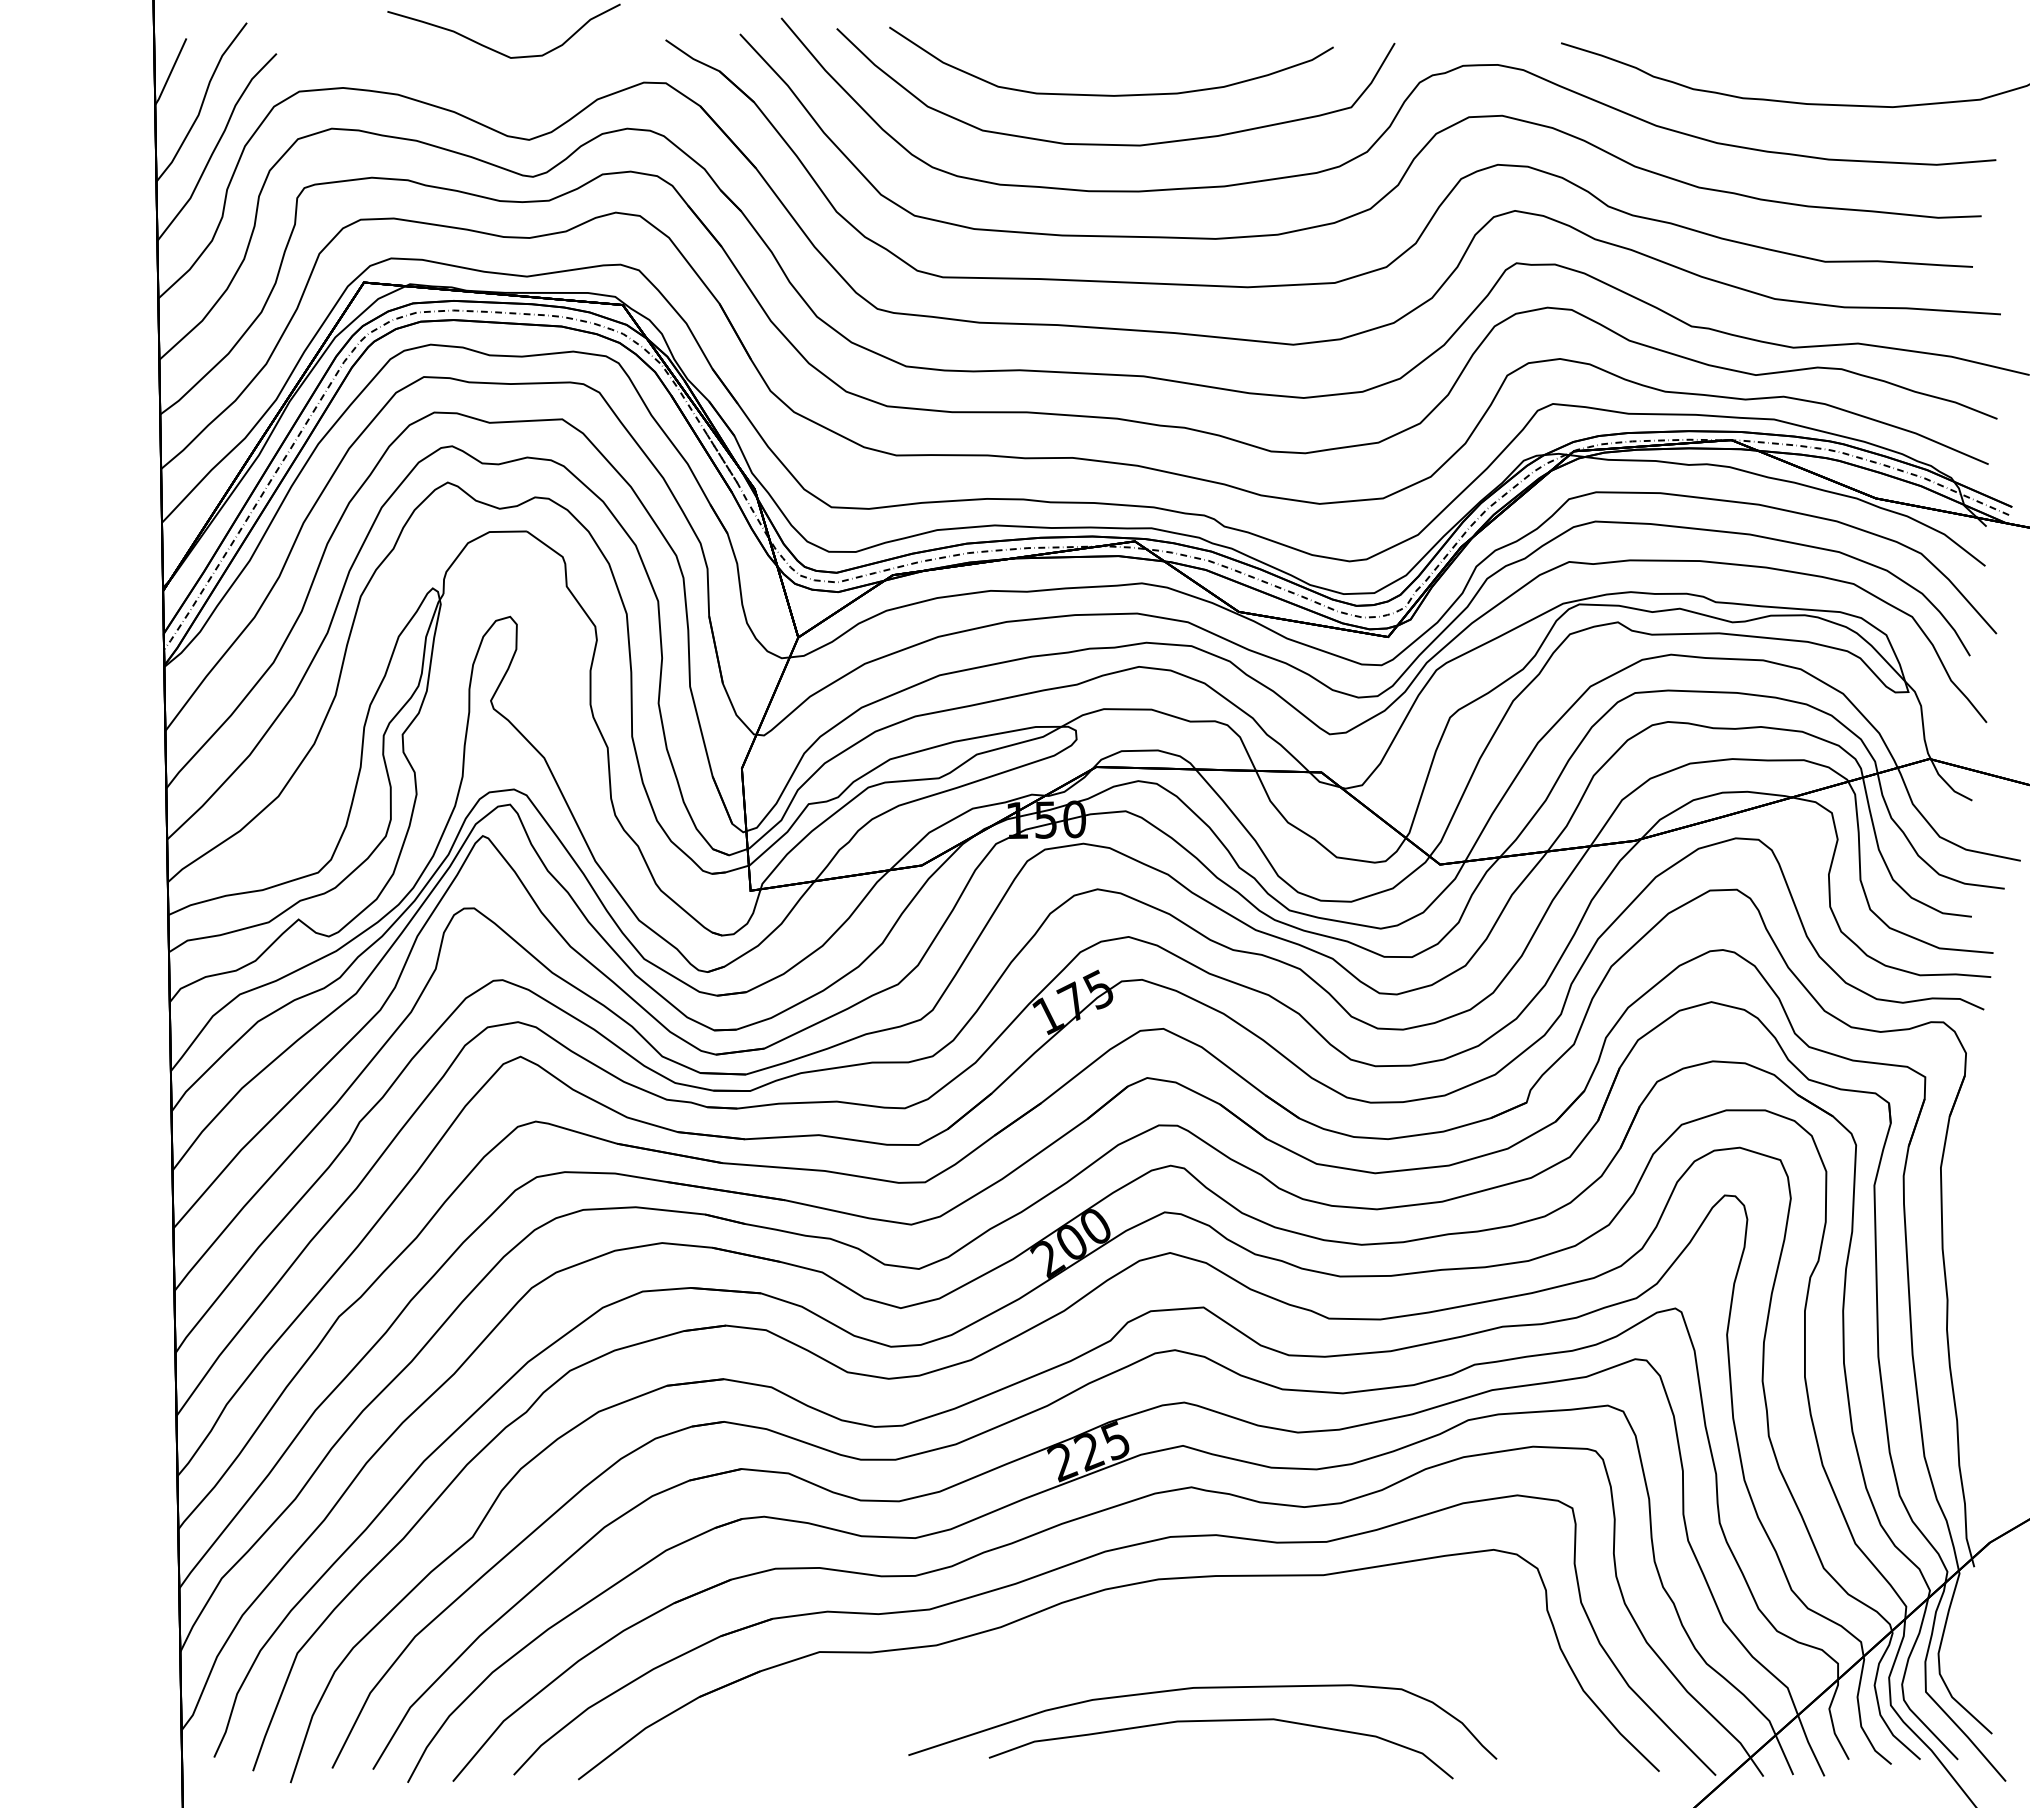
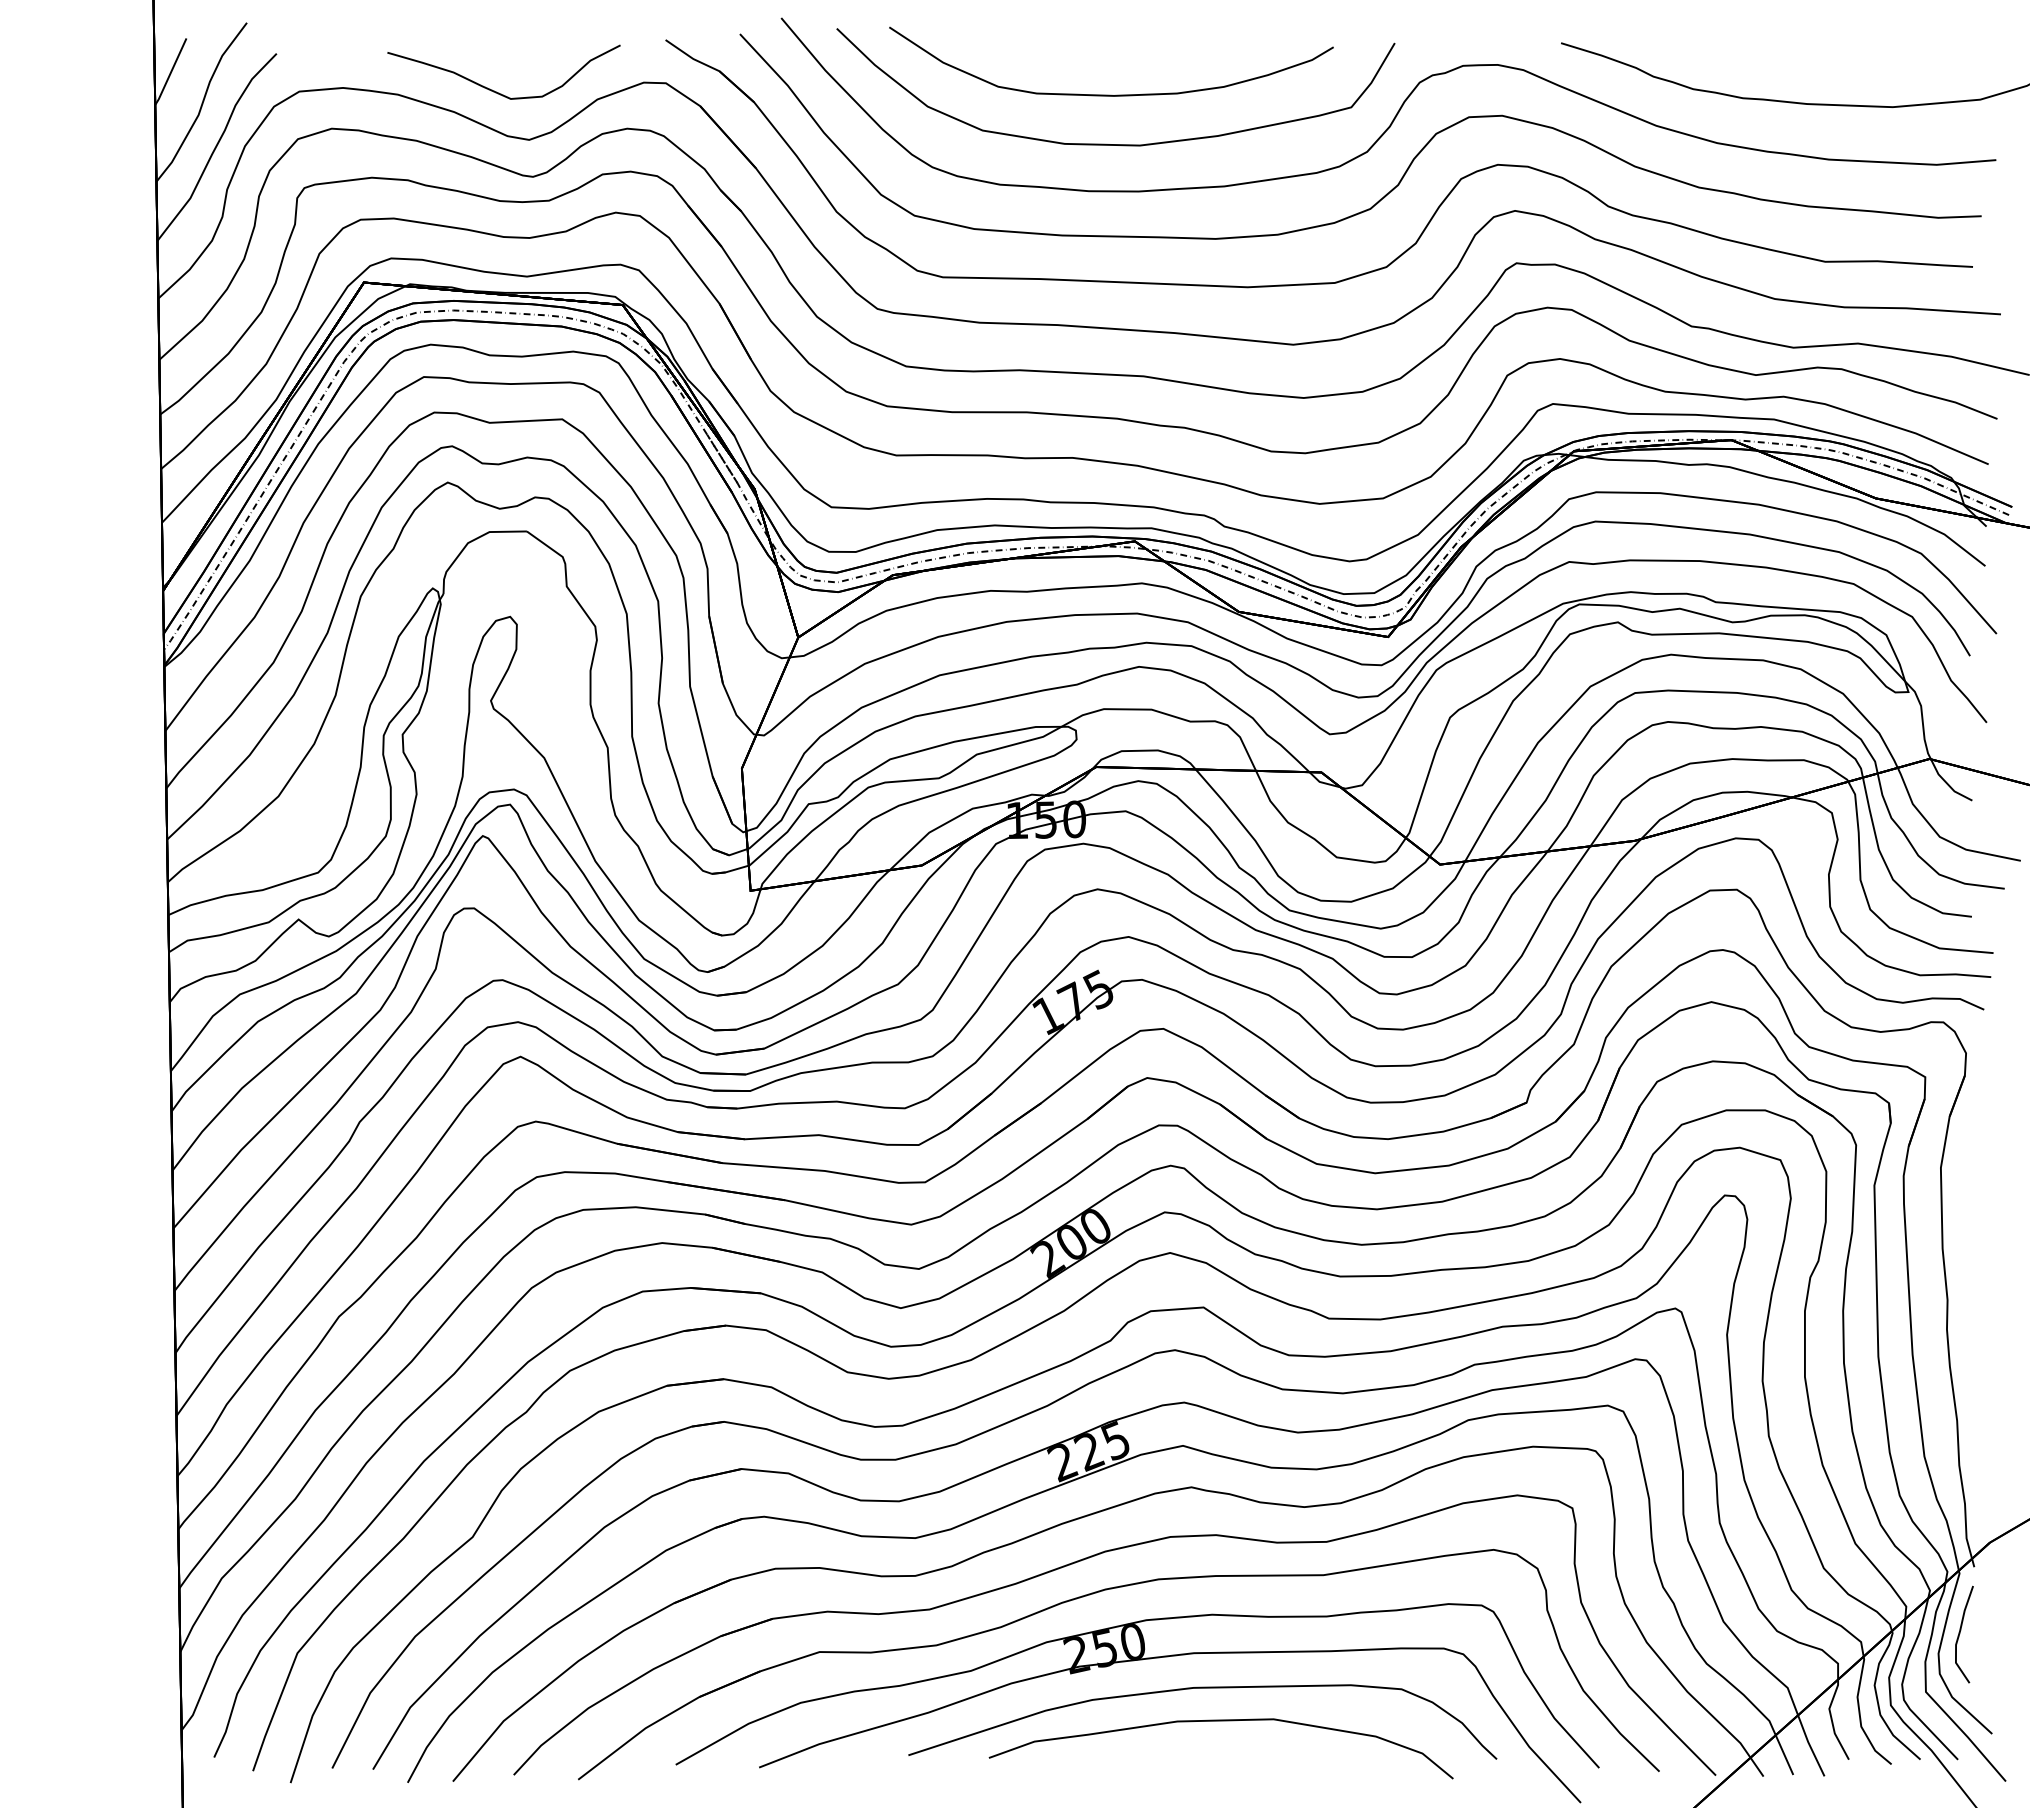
curve position: (494, 49) -> (494, 90) (494, 90)
curve: none -> present (1960, 1633)
part: none -> present (1134, 1661)
